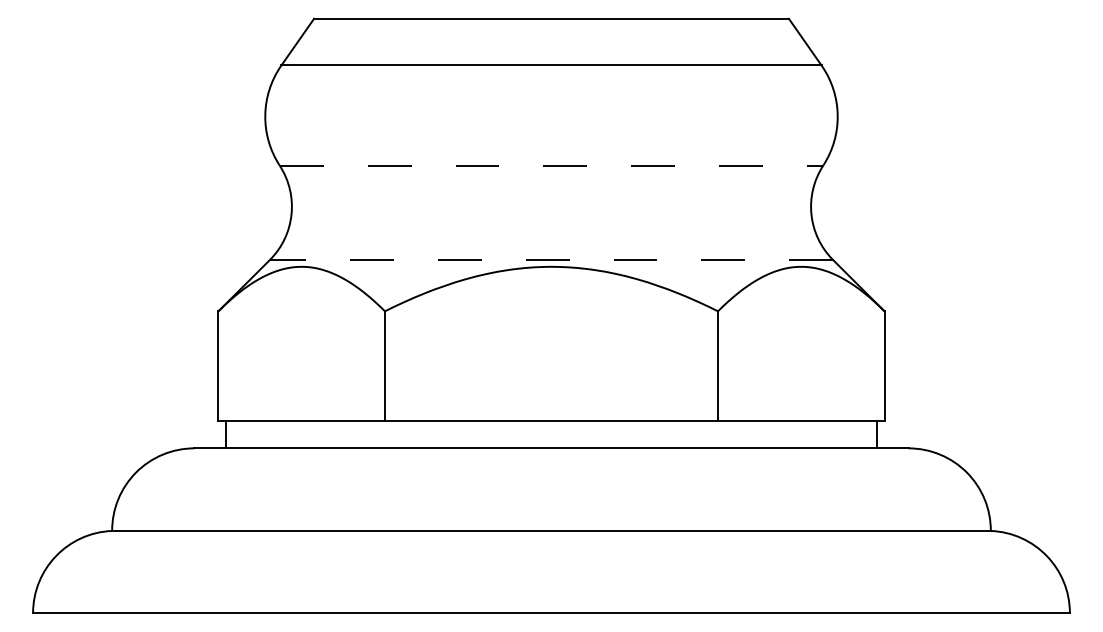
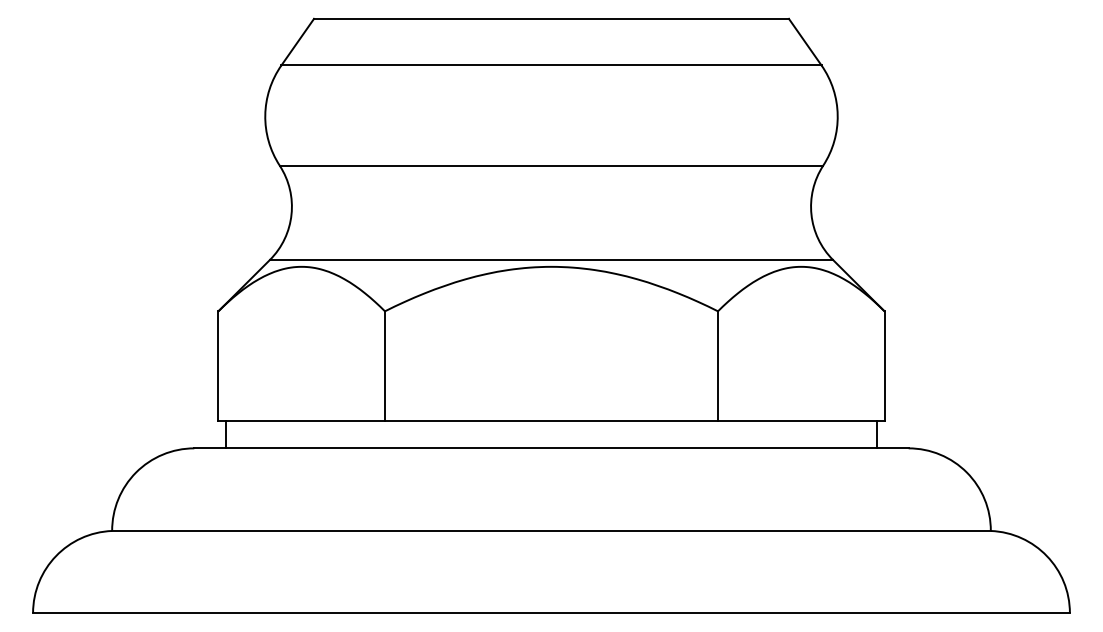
line: dashed -> solid (551, 165)
line: dashed -> solid (551, 260)
